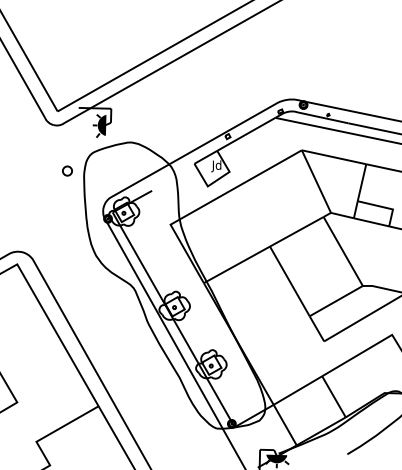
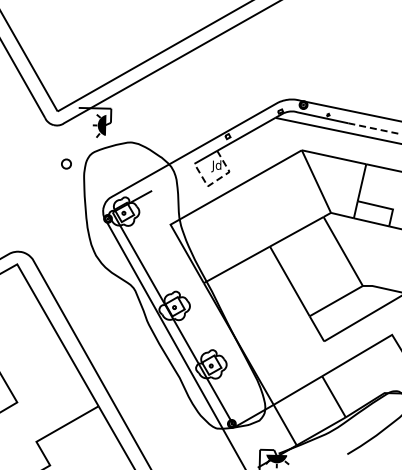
line: solid -> dashed (375, 128)
circle position: (67, 170) -> (66, 163) (66, 163)
line: solid -> dashed (217, 179)
